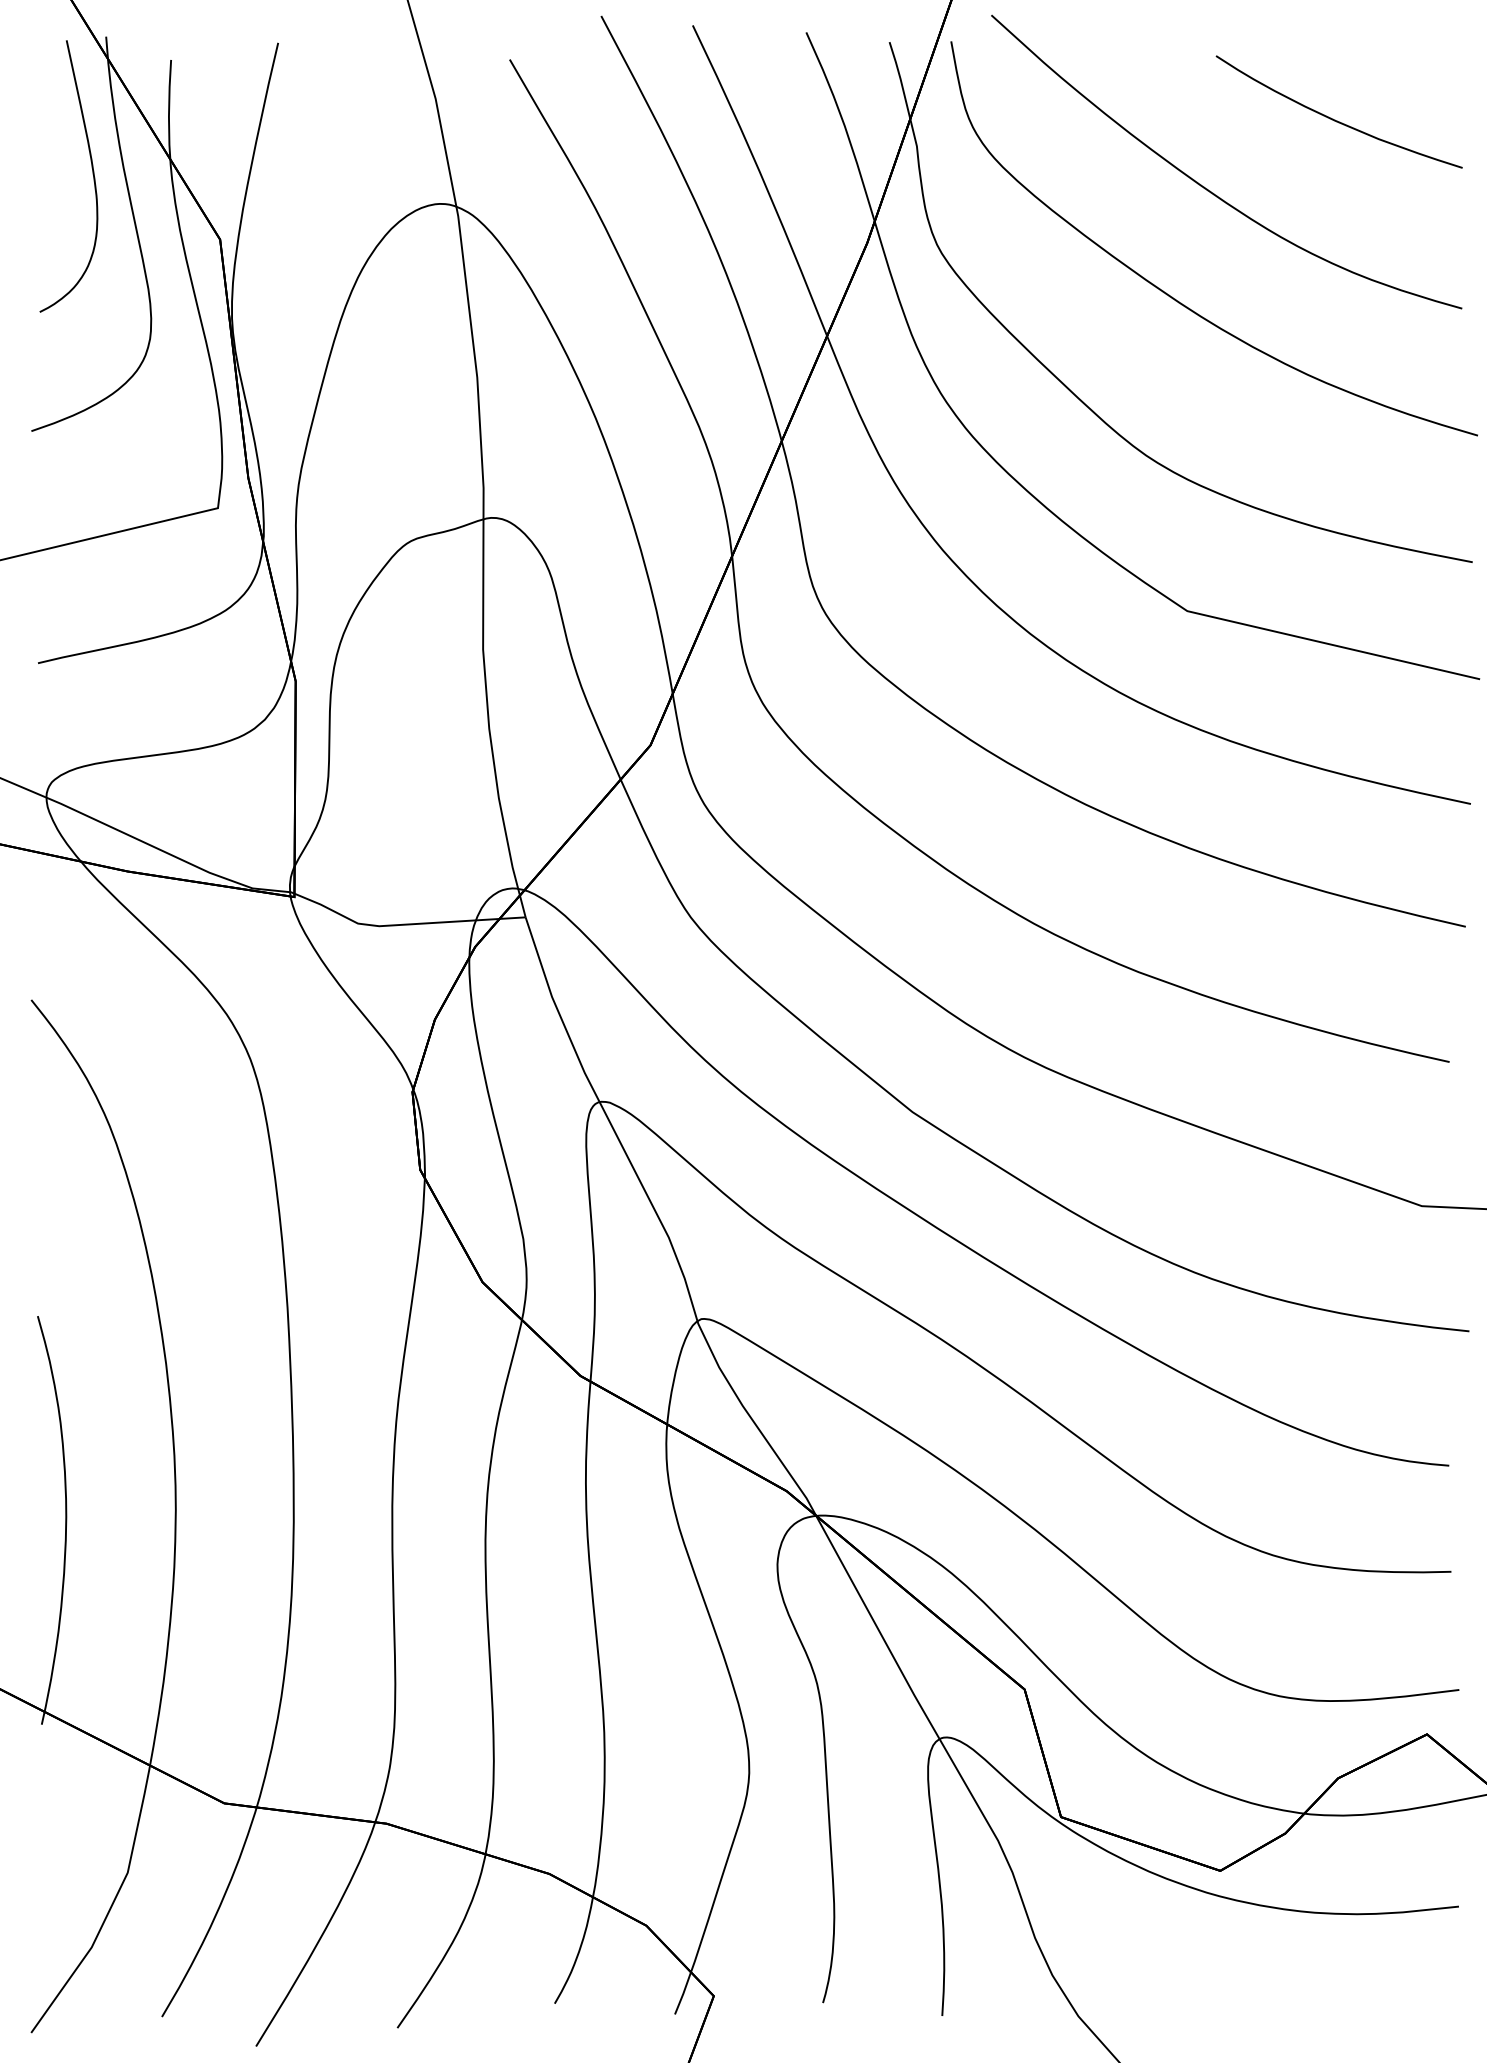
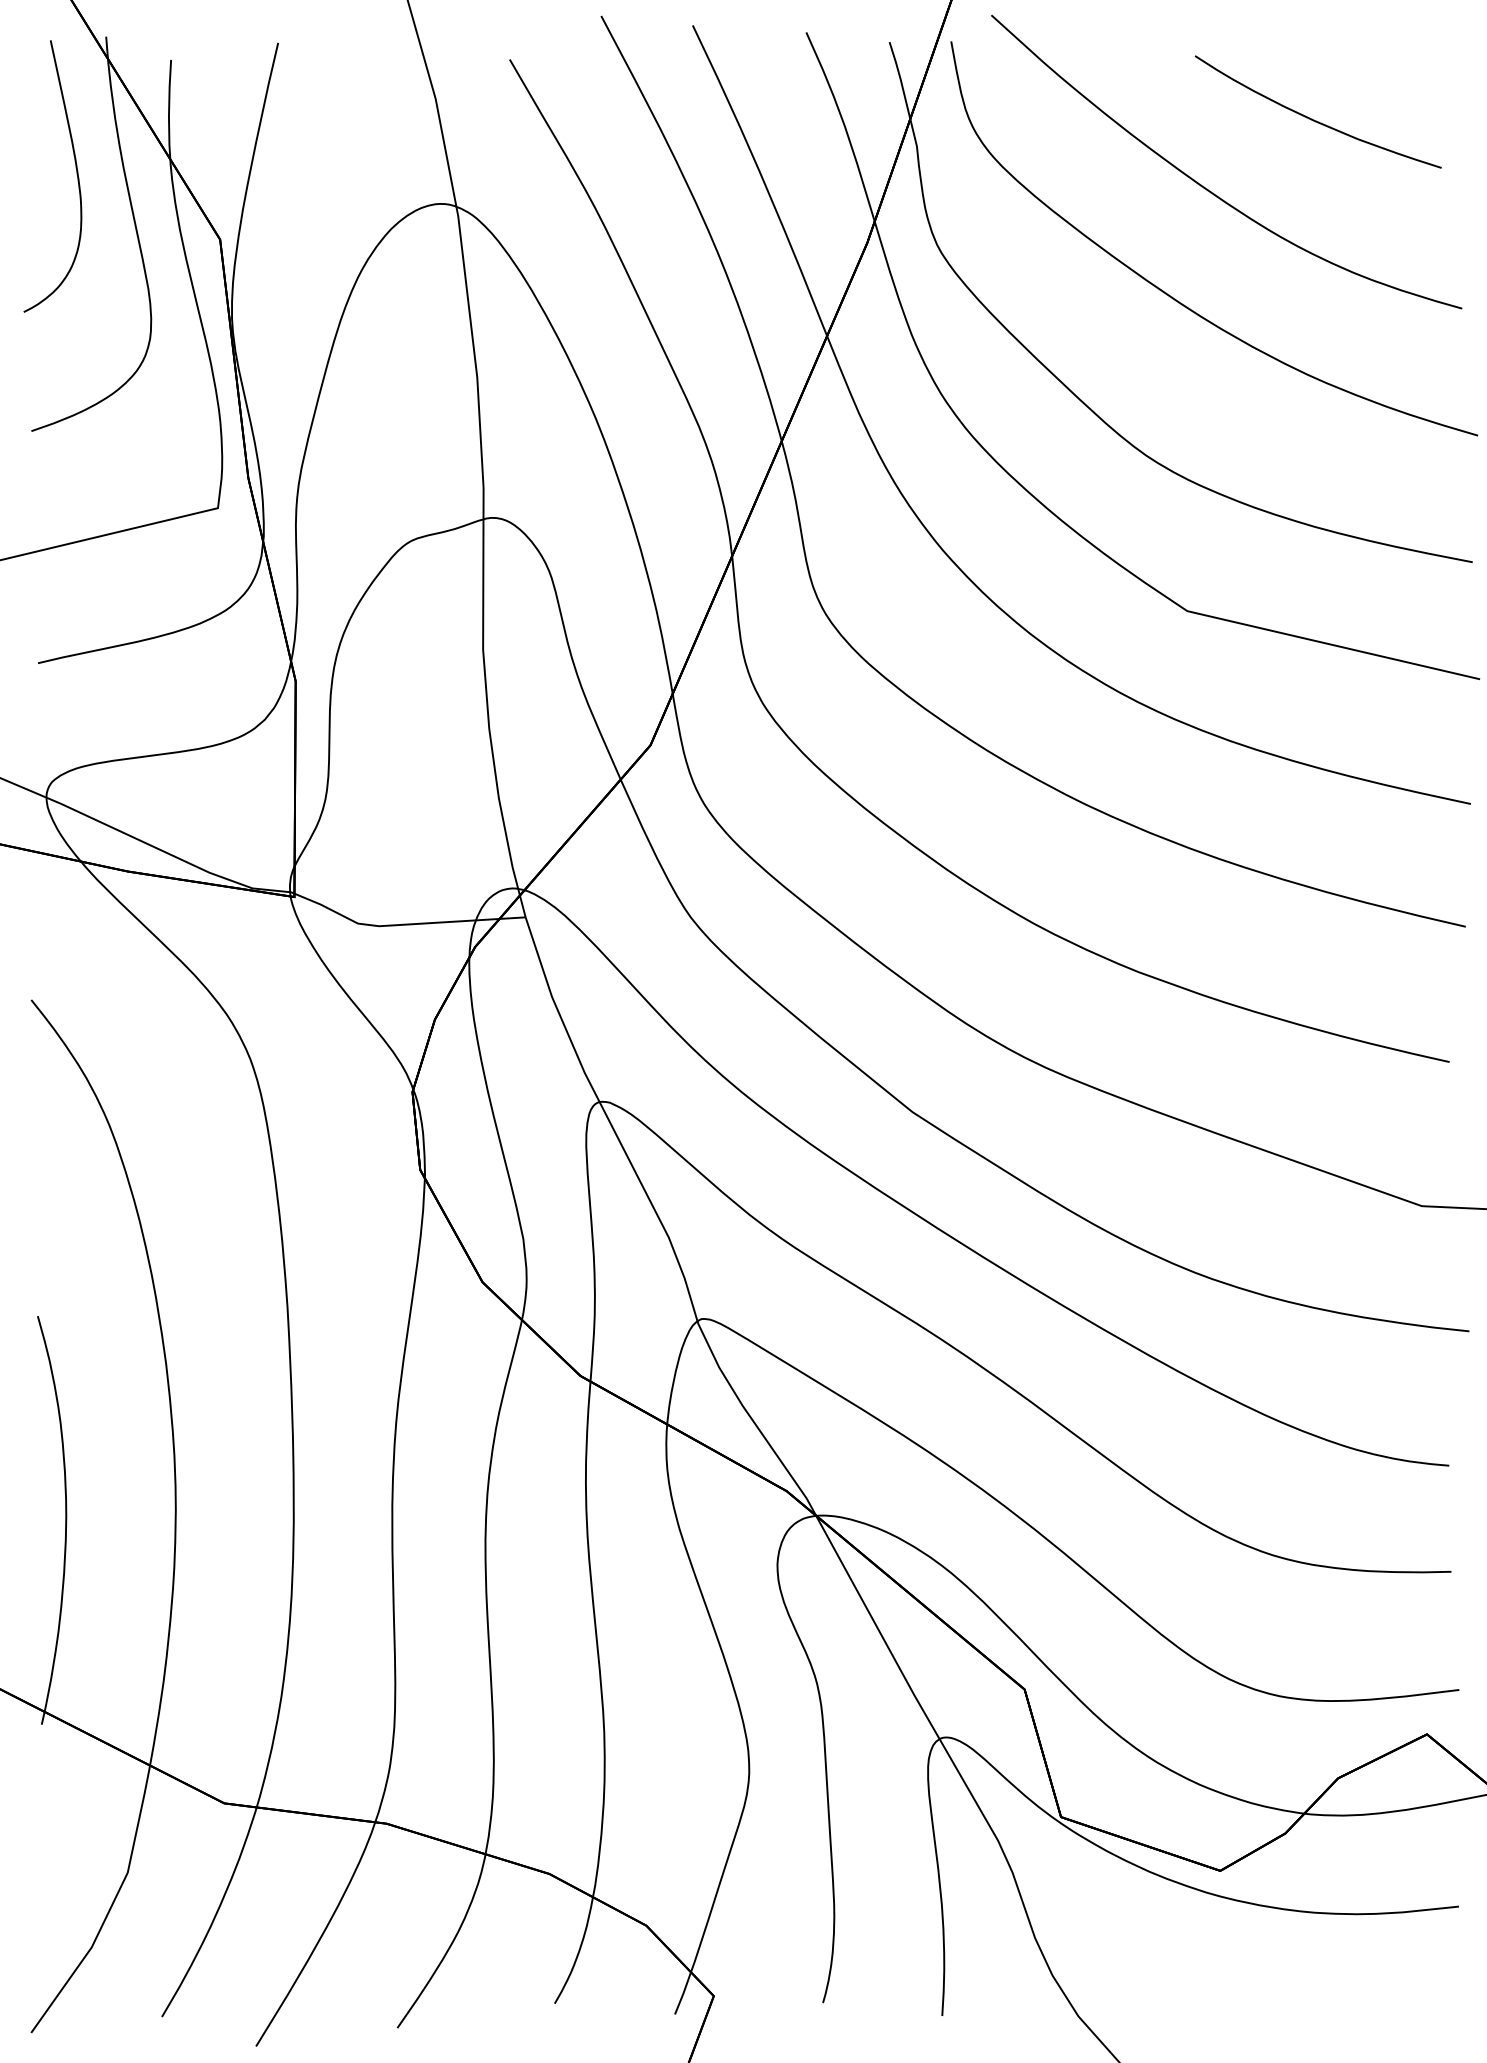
curve position: (1335, 119) -> (1314, 119) (1314, 119)
curve position: (92, 174) -> (76, 174) (76, 174)
